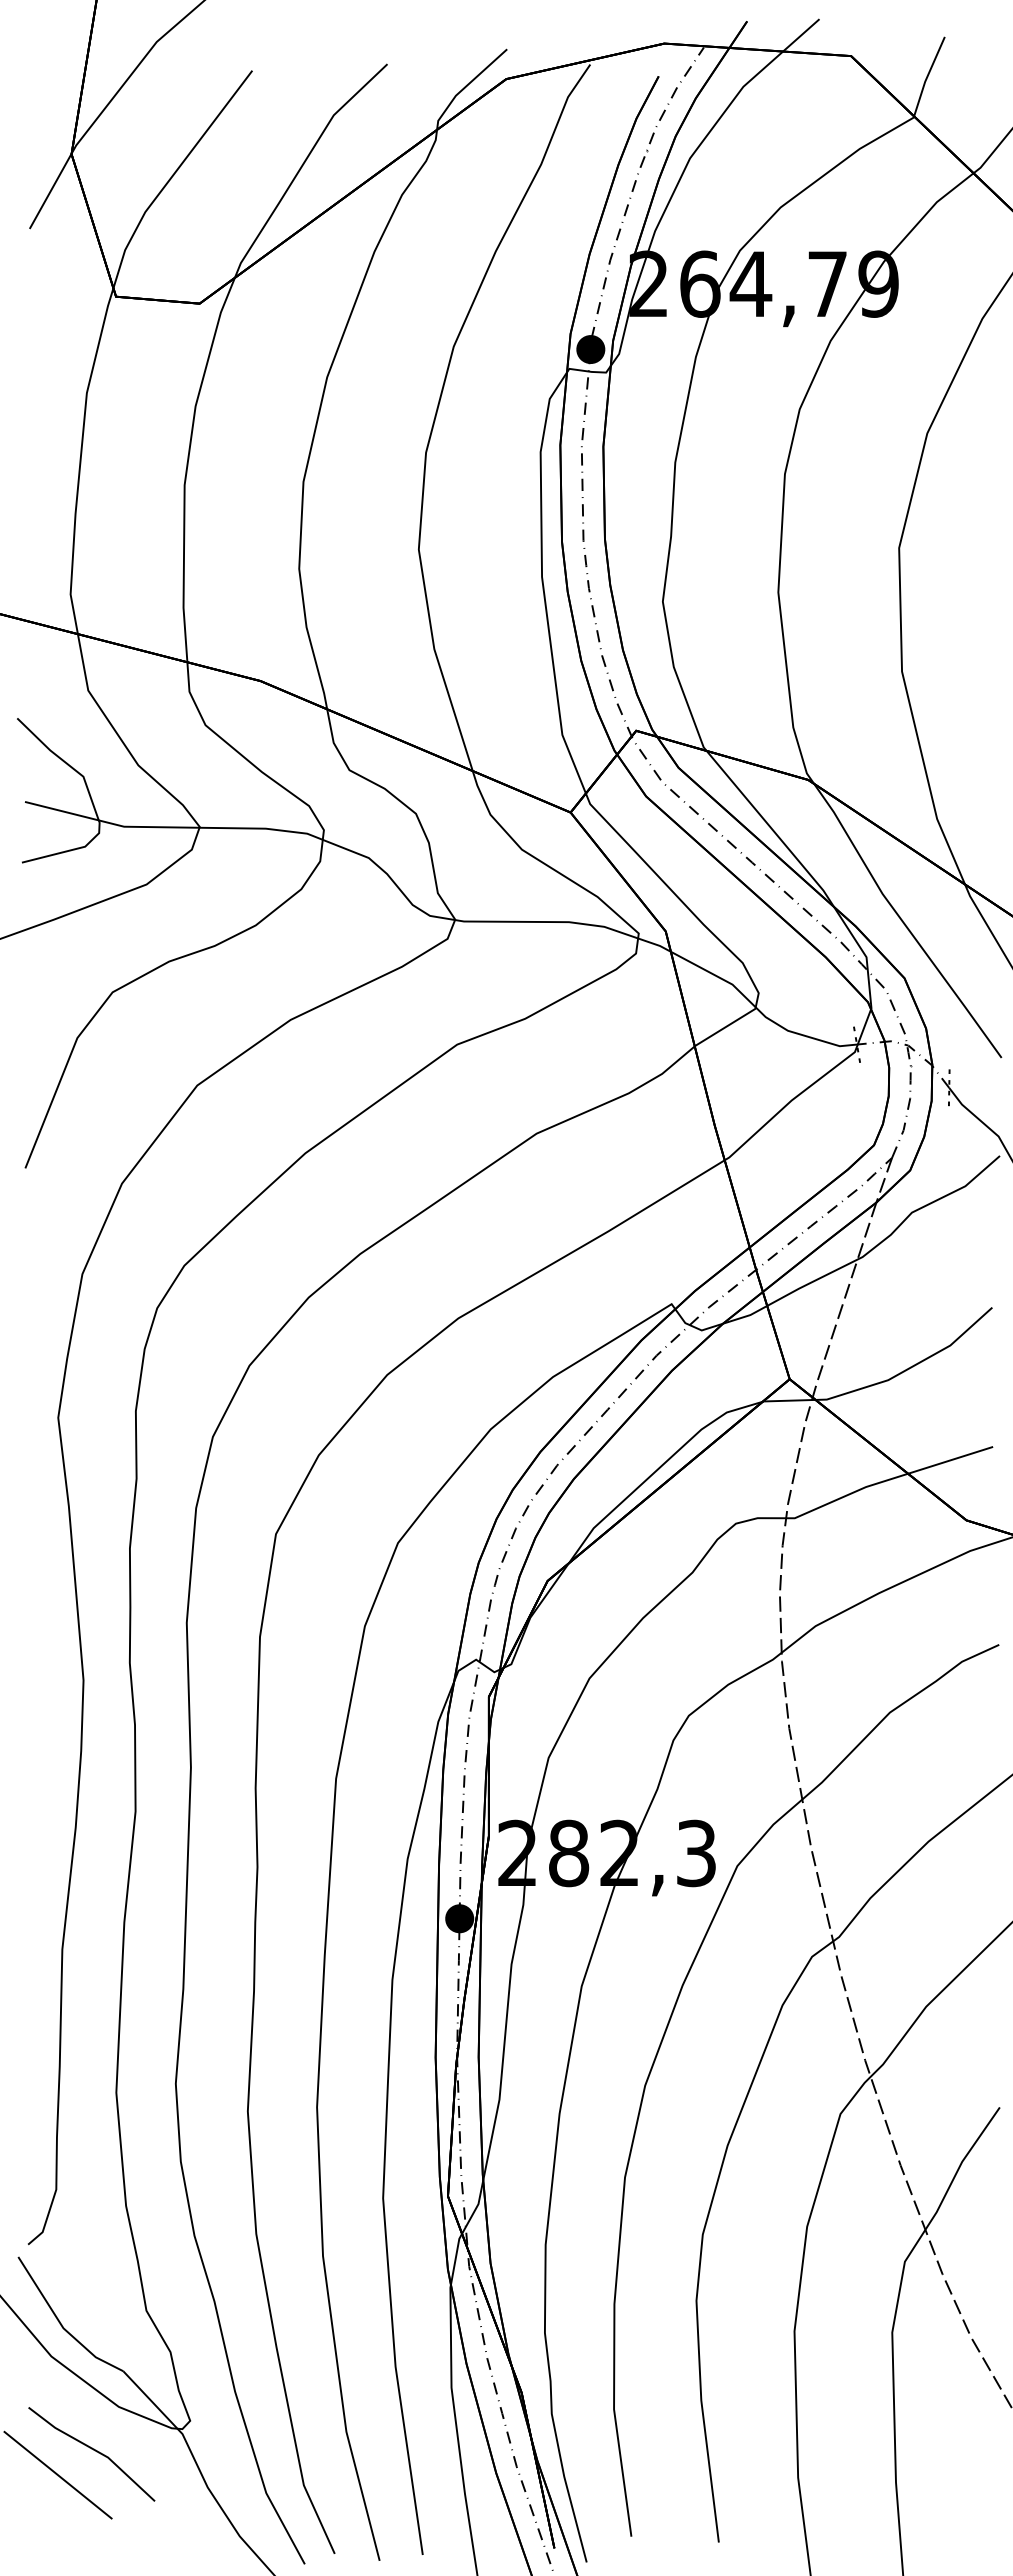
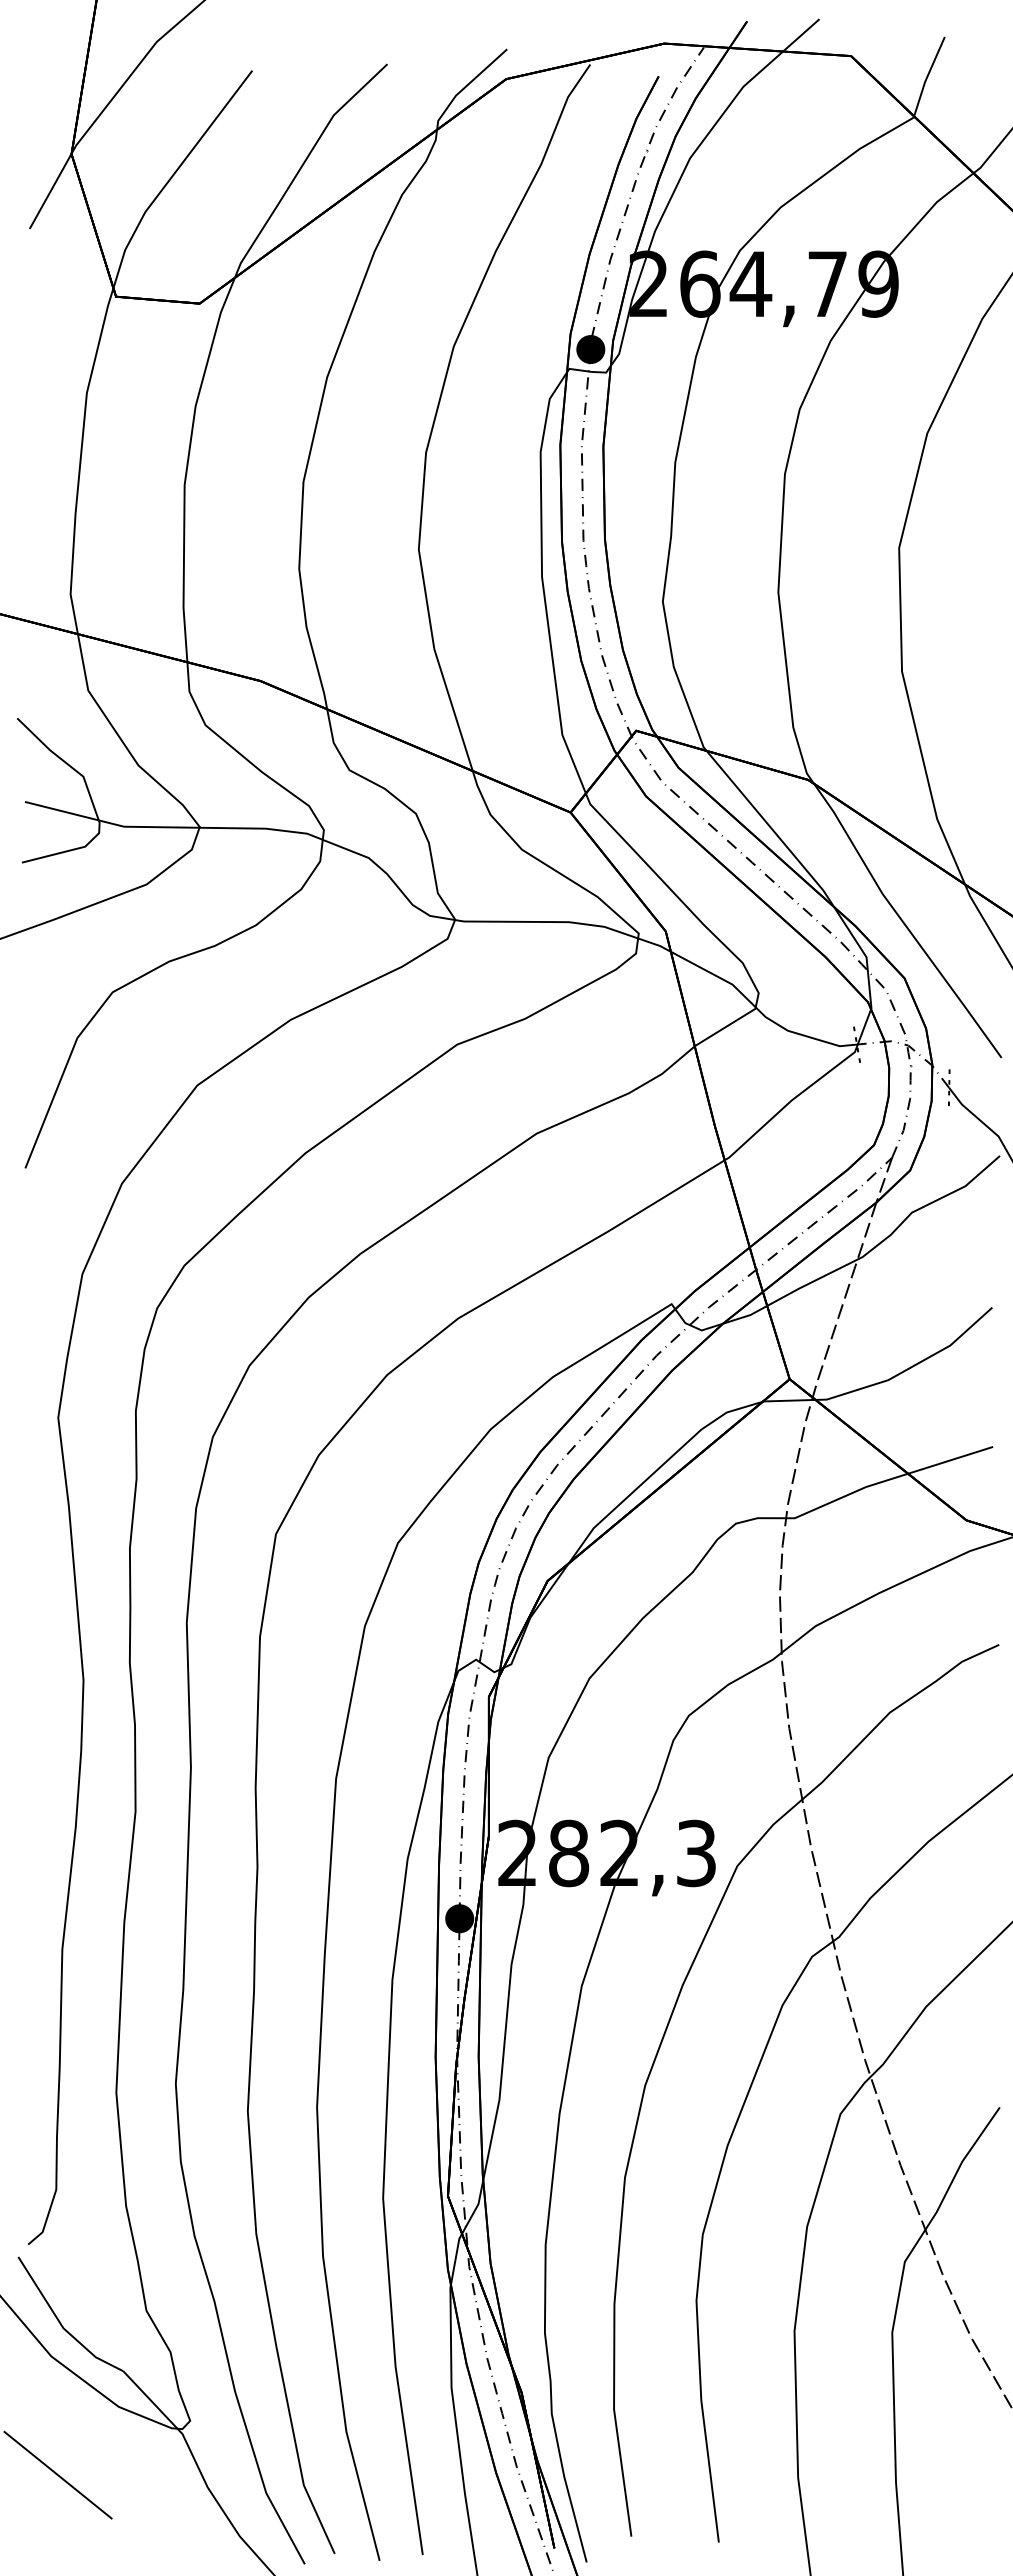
line: present -> none (93, 2450)
